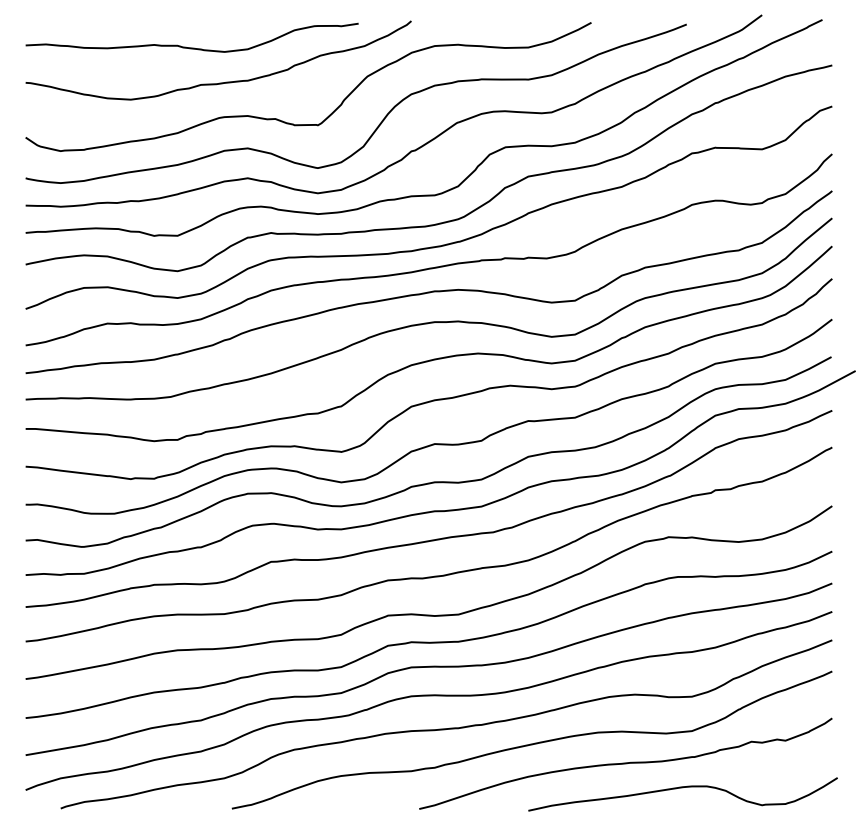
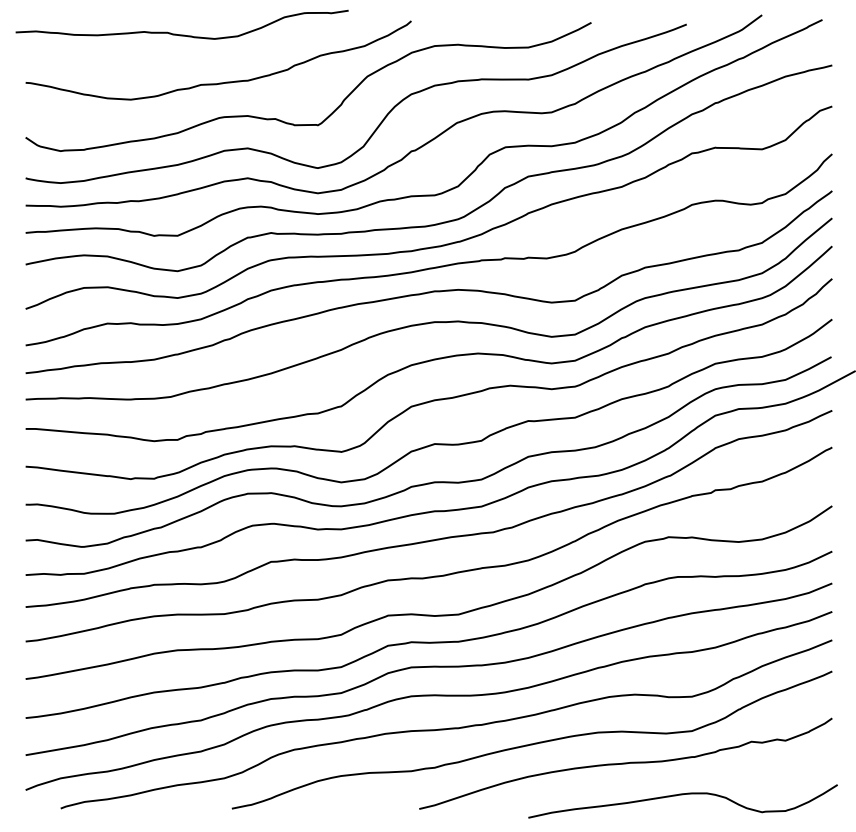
curve position: (191, 47) -> (181, 34) (181, 34)
curve position: (682, 788) -> (682, 795) (682, 795)
